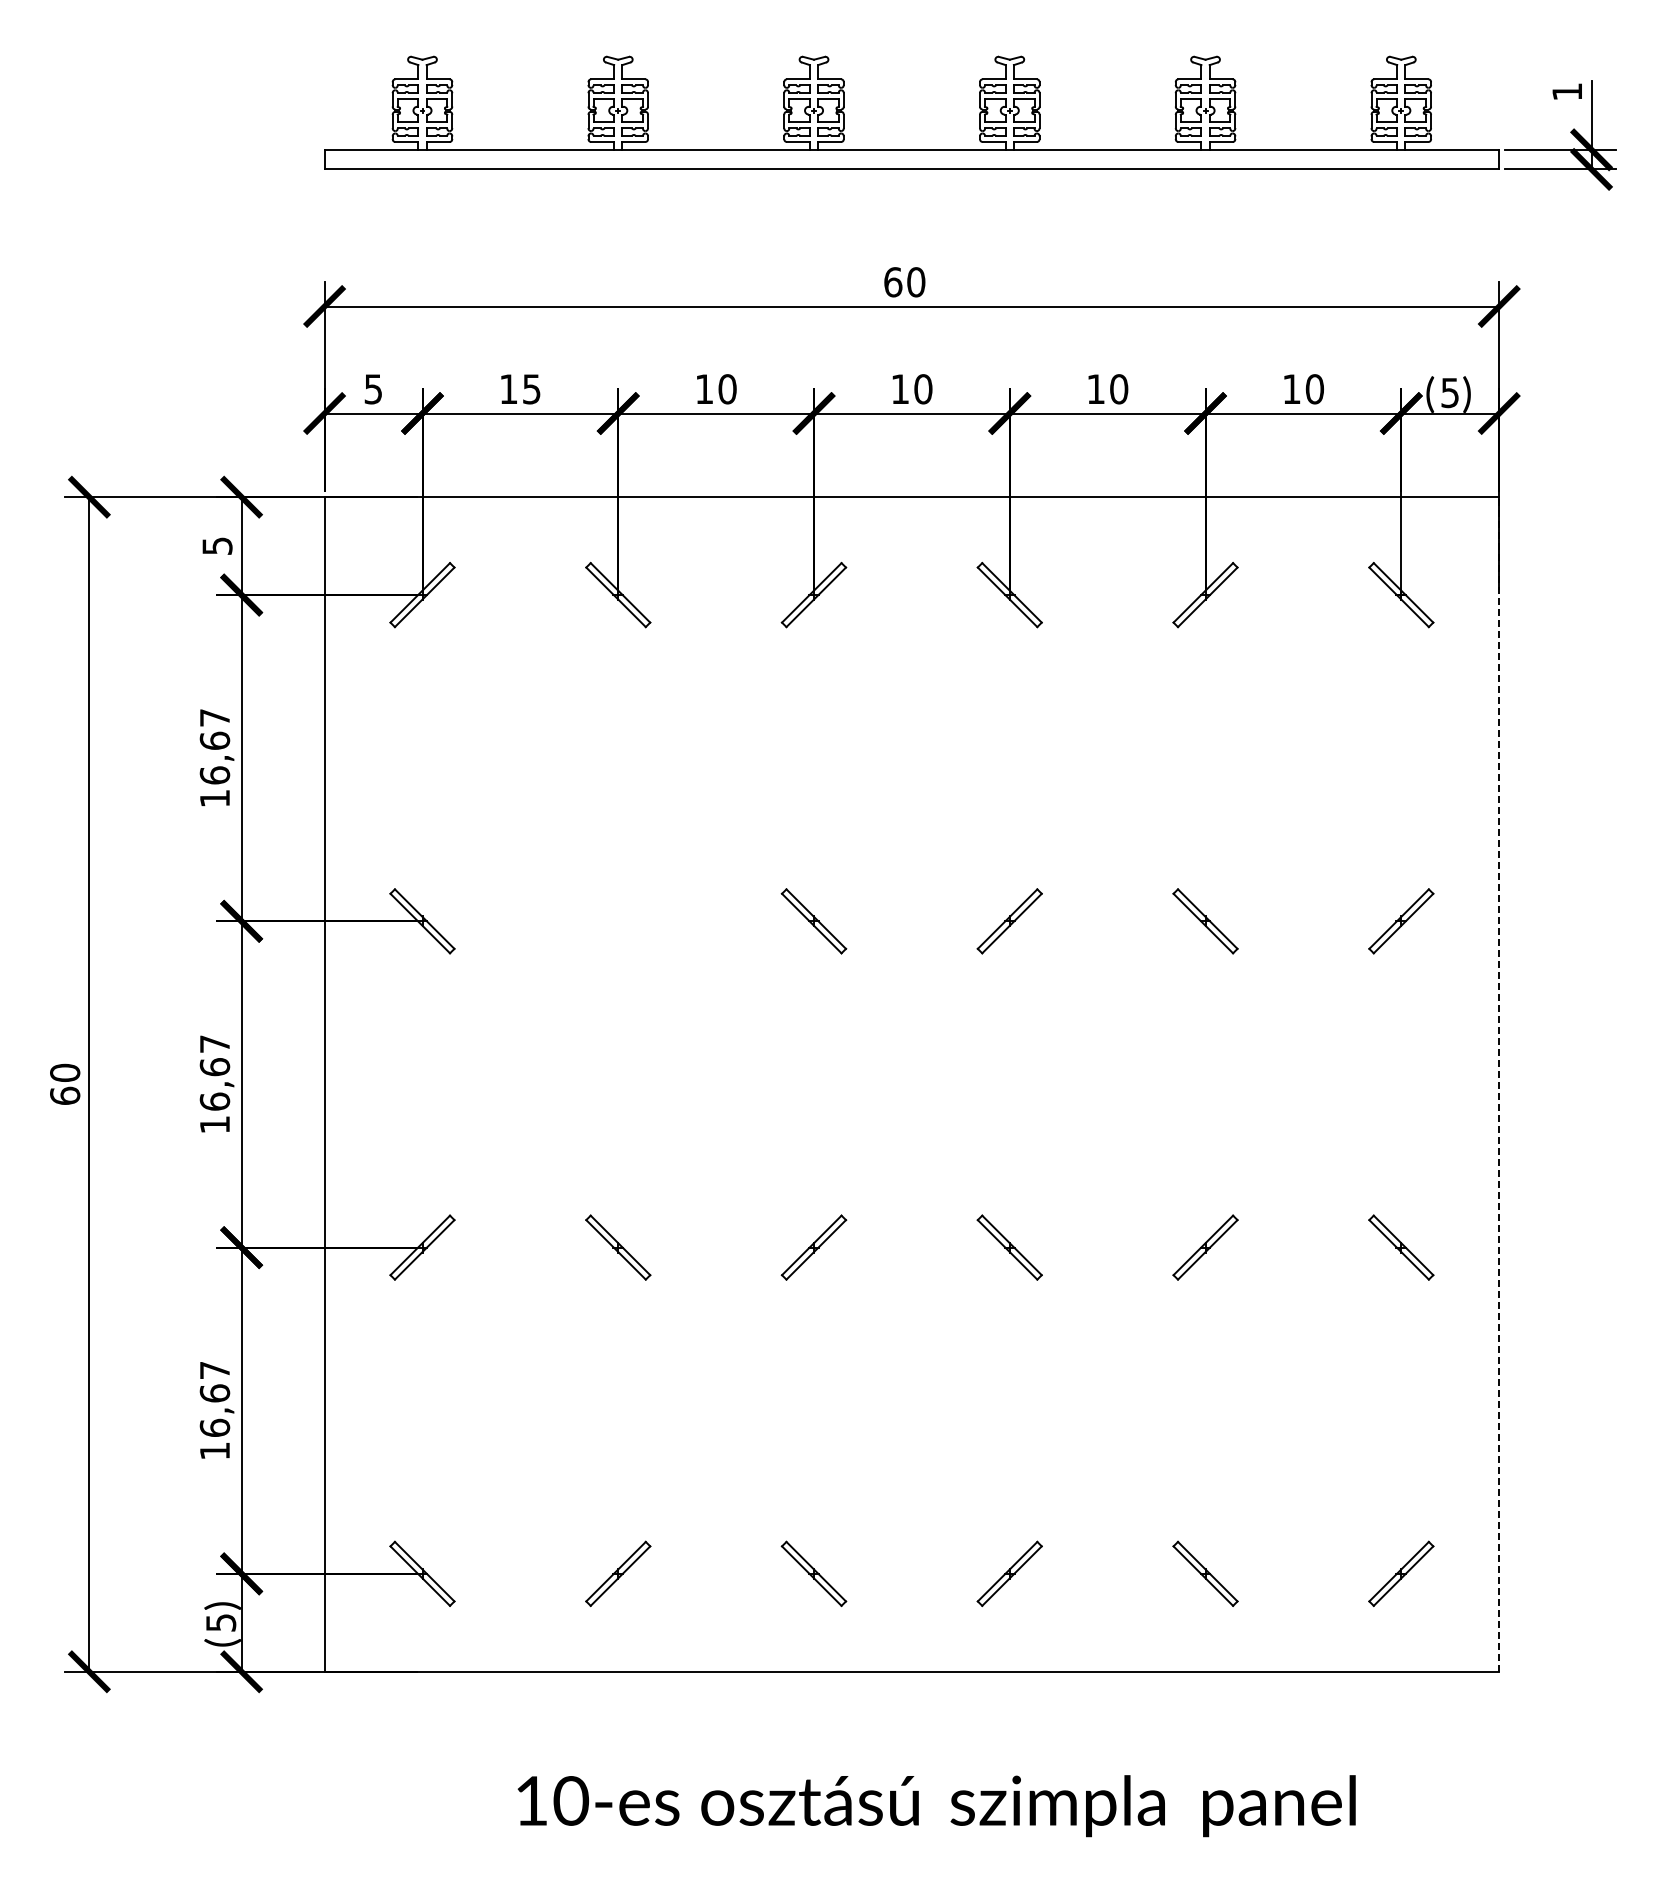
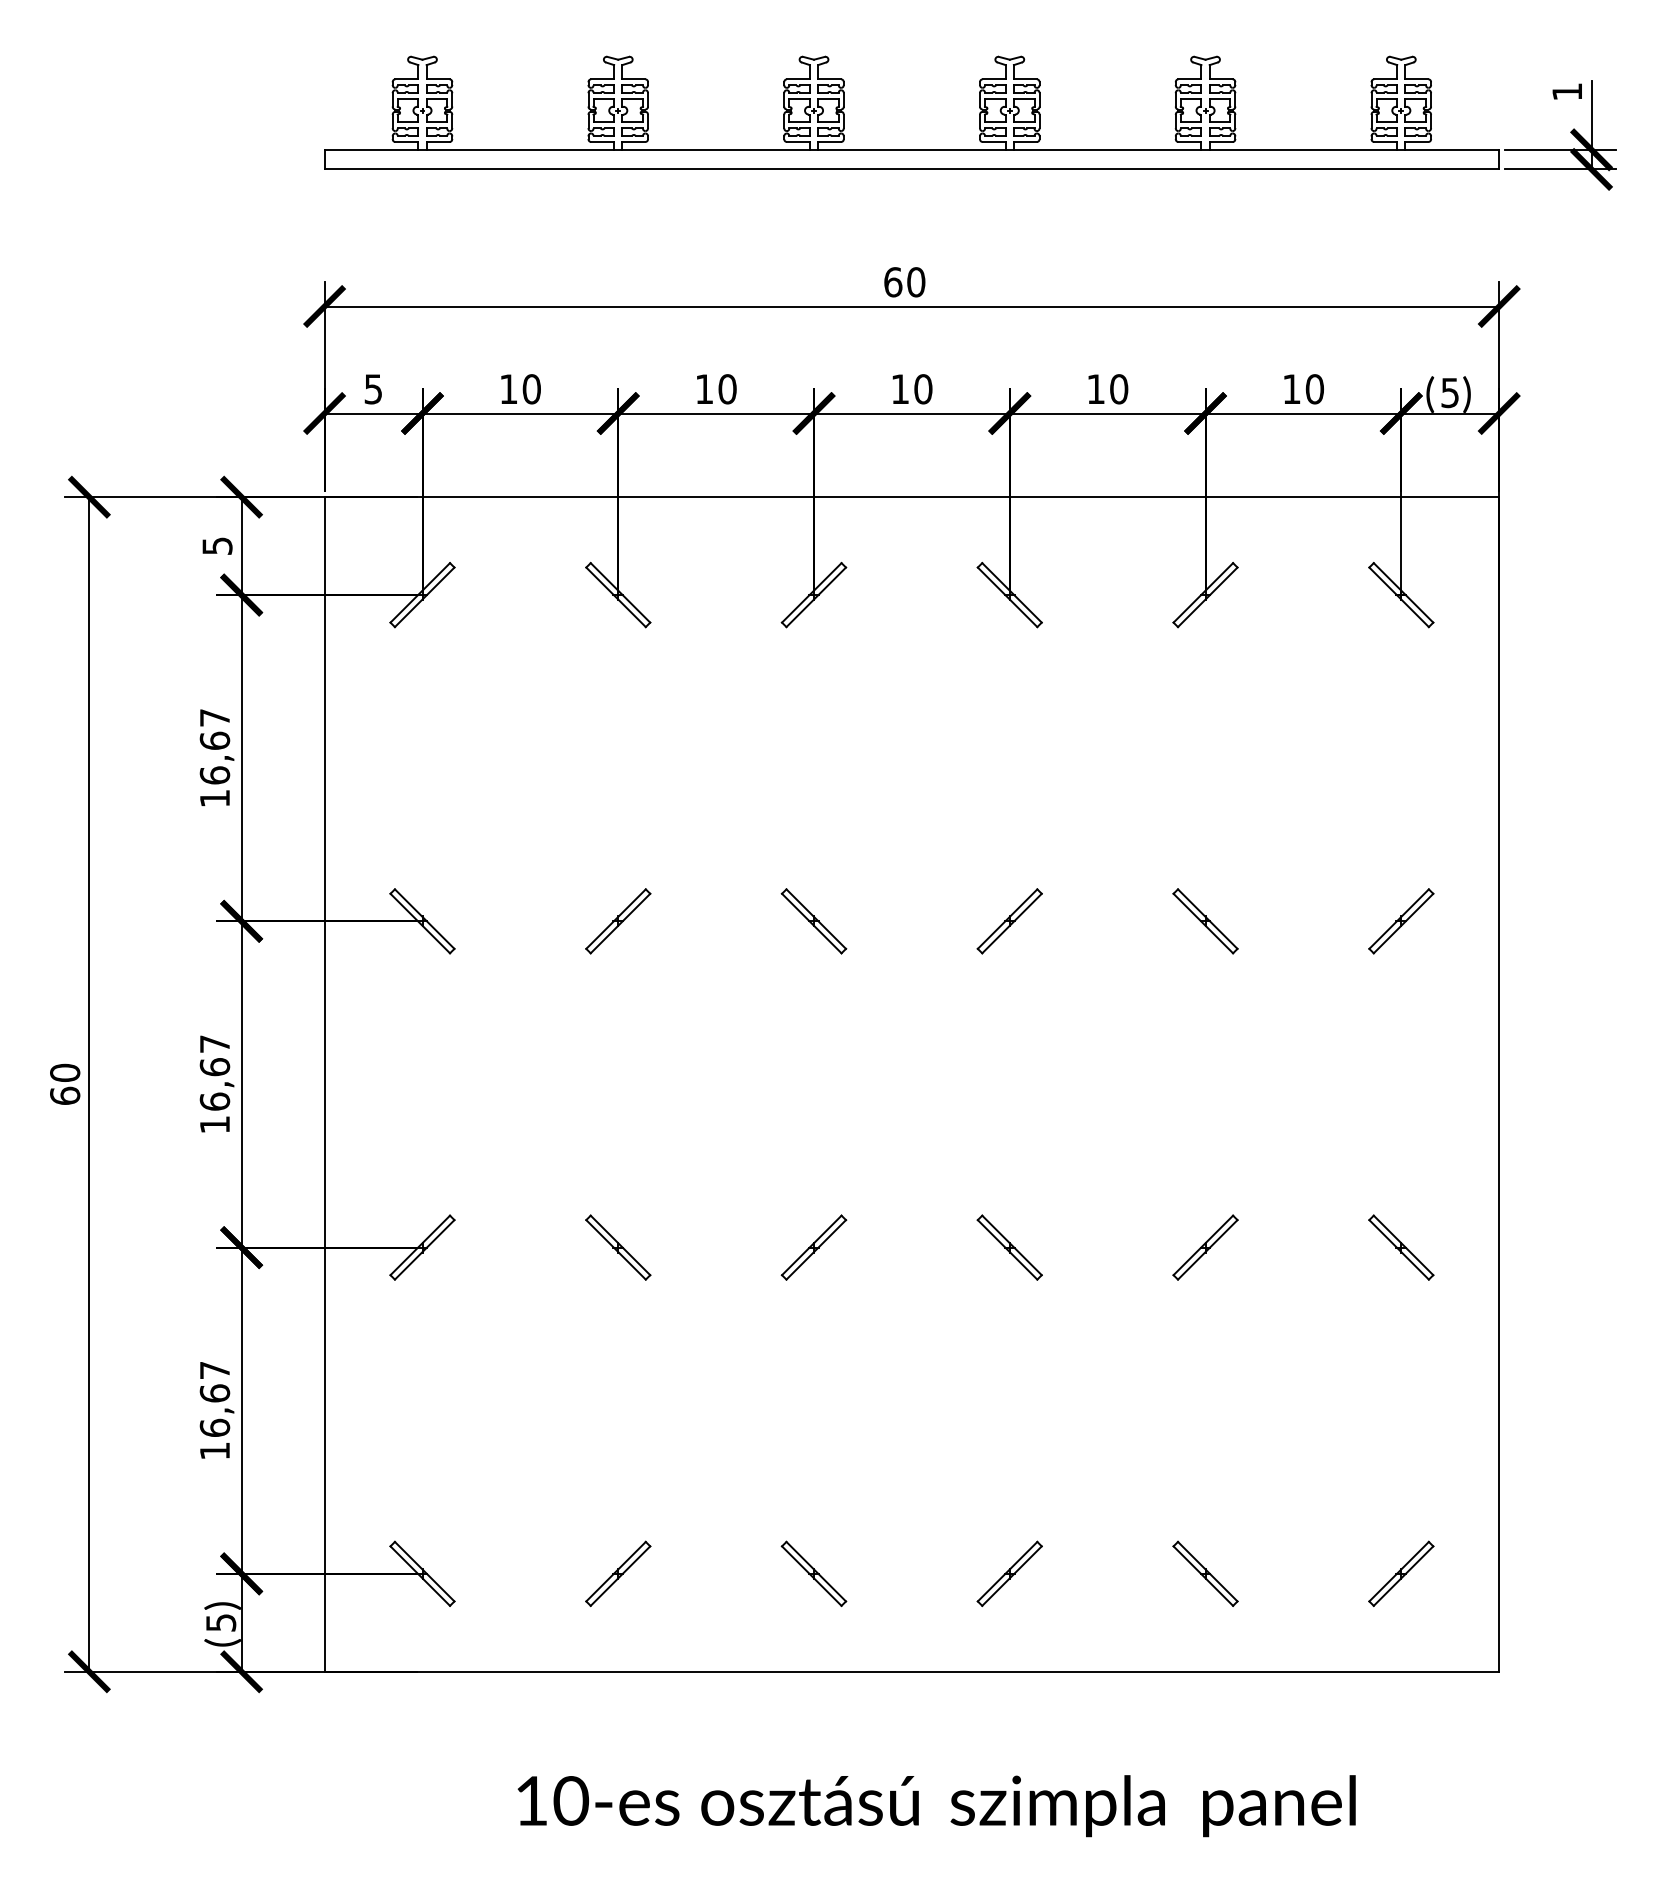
text: 15 -> 10 (531, 389)
part: none -> present (618, 921)
line: dashed -> solid (1499, 1083)
